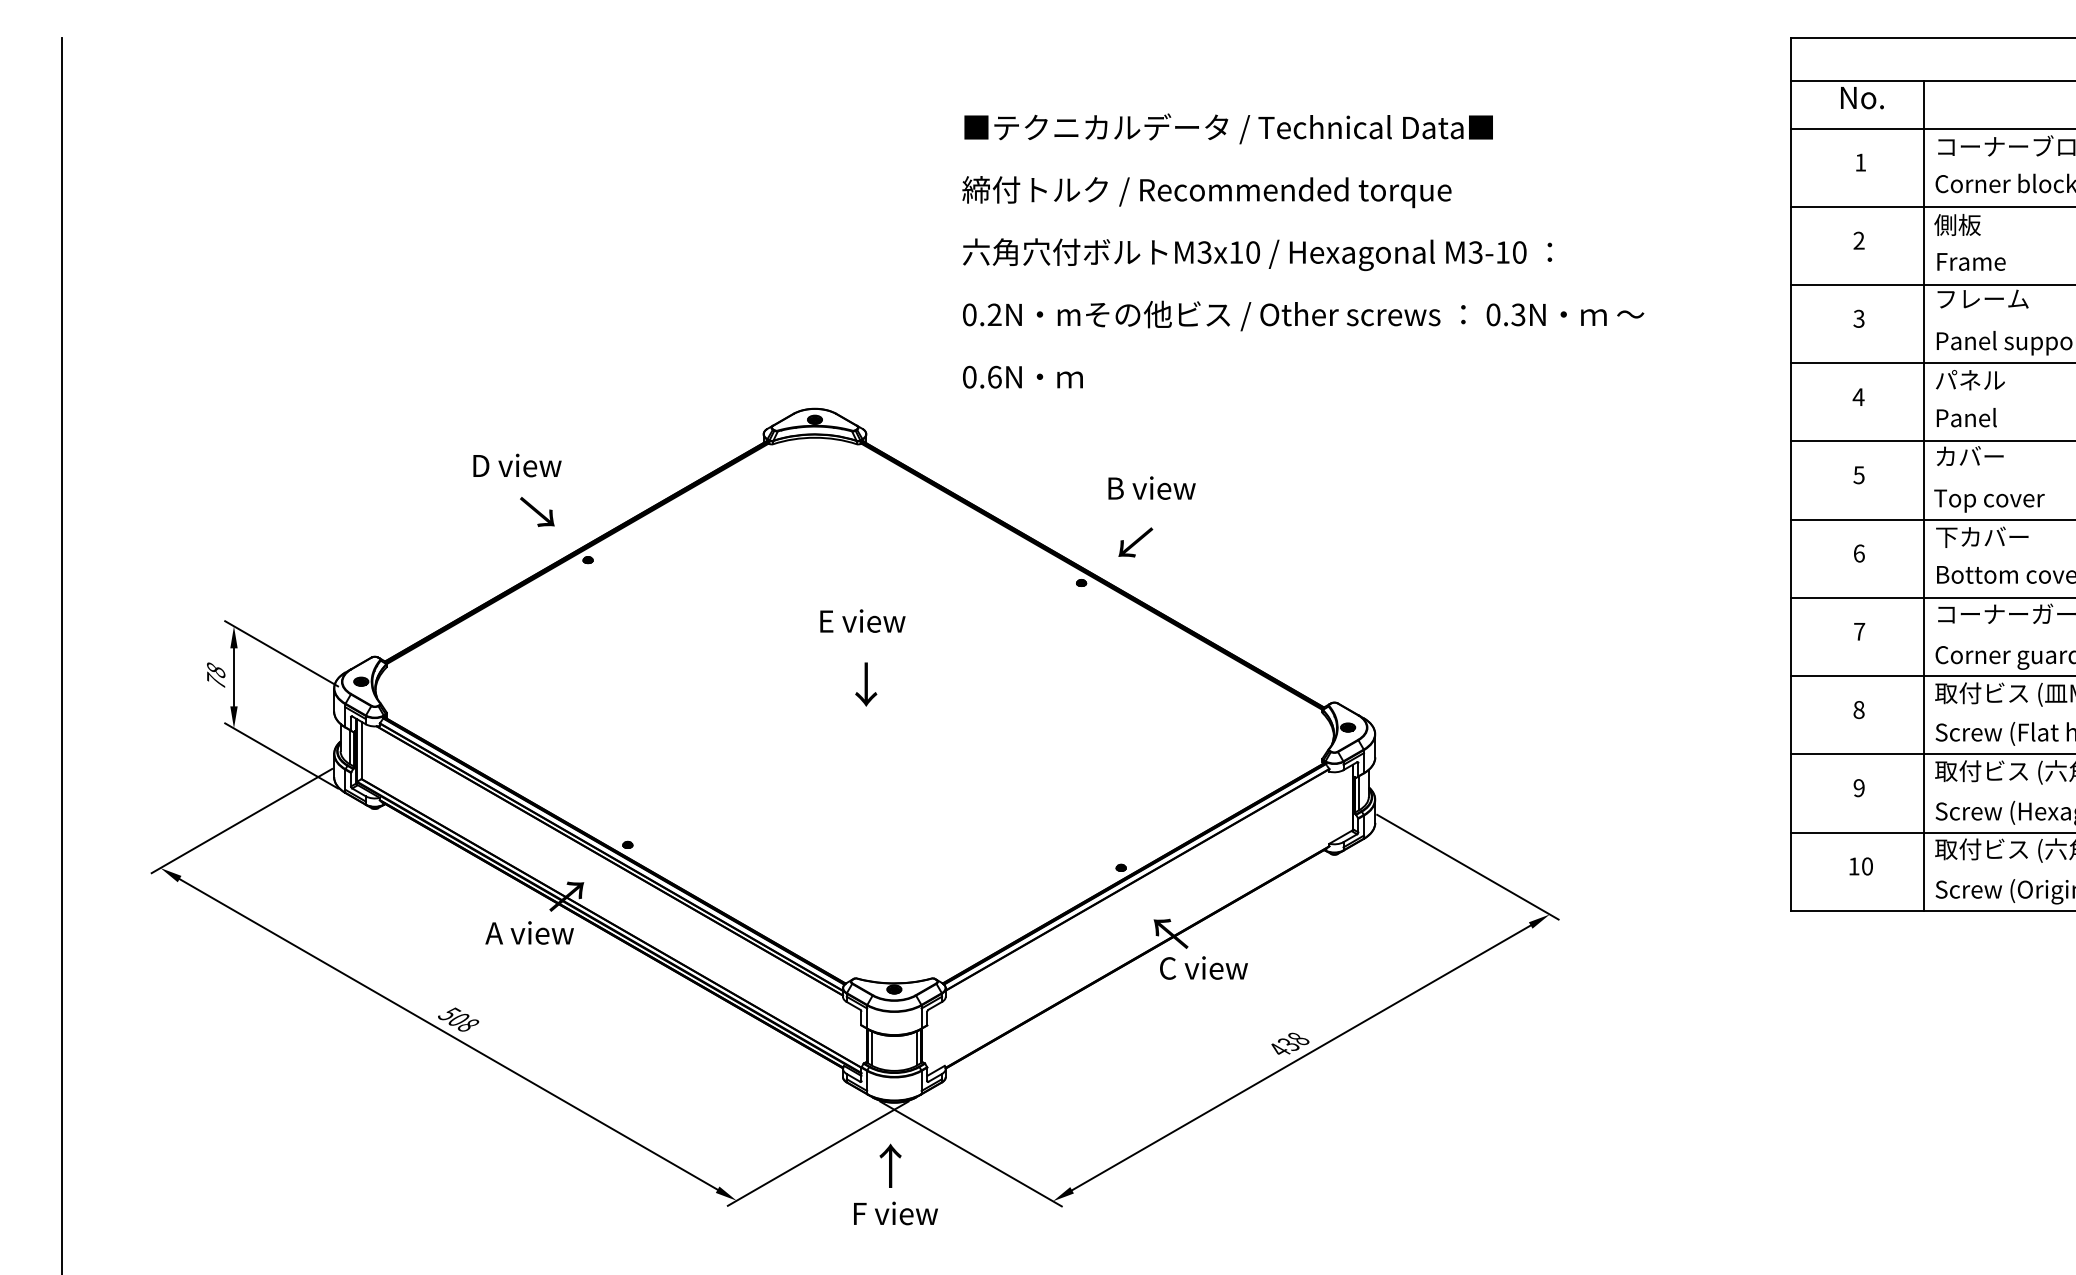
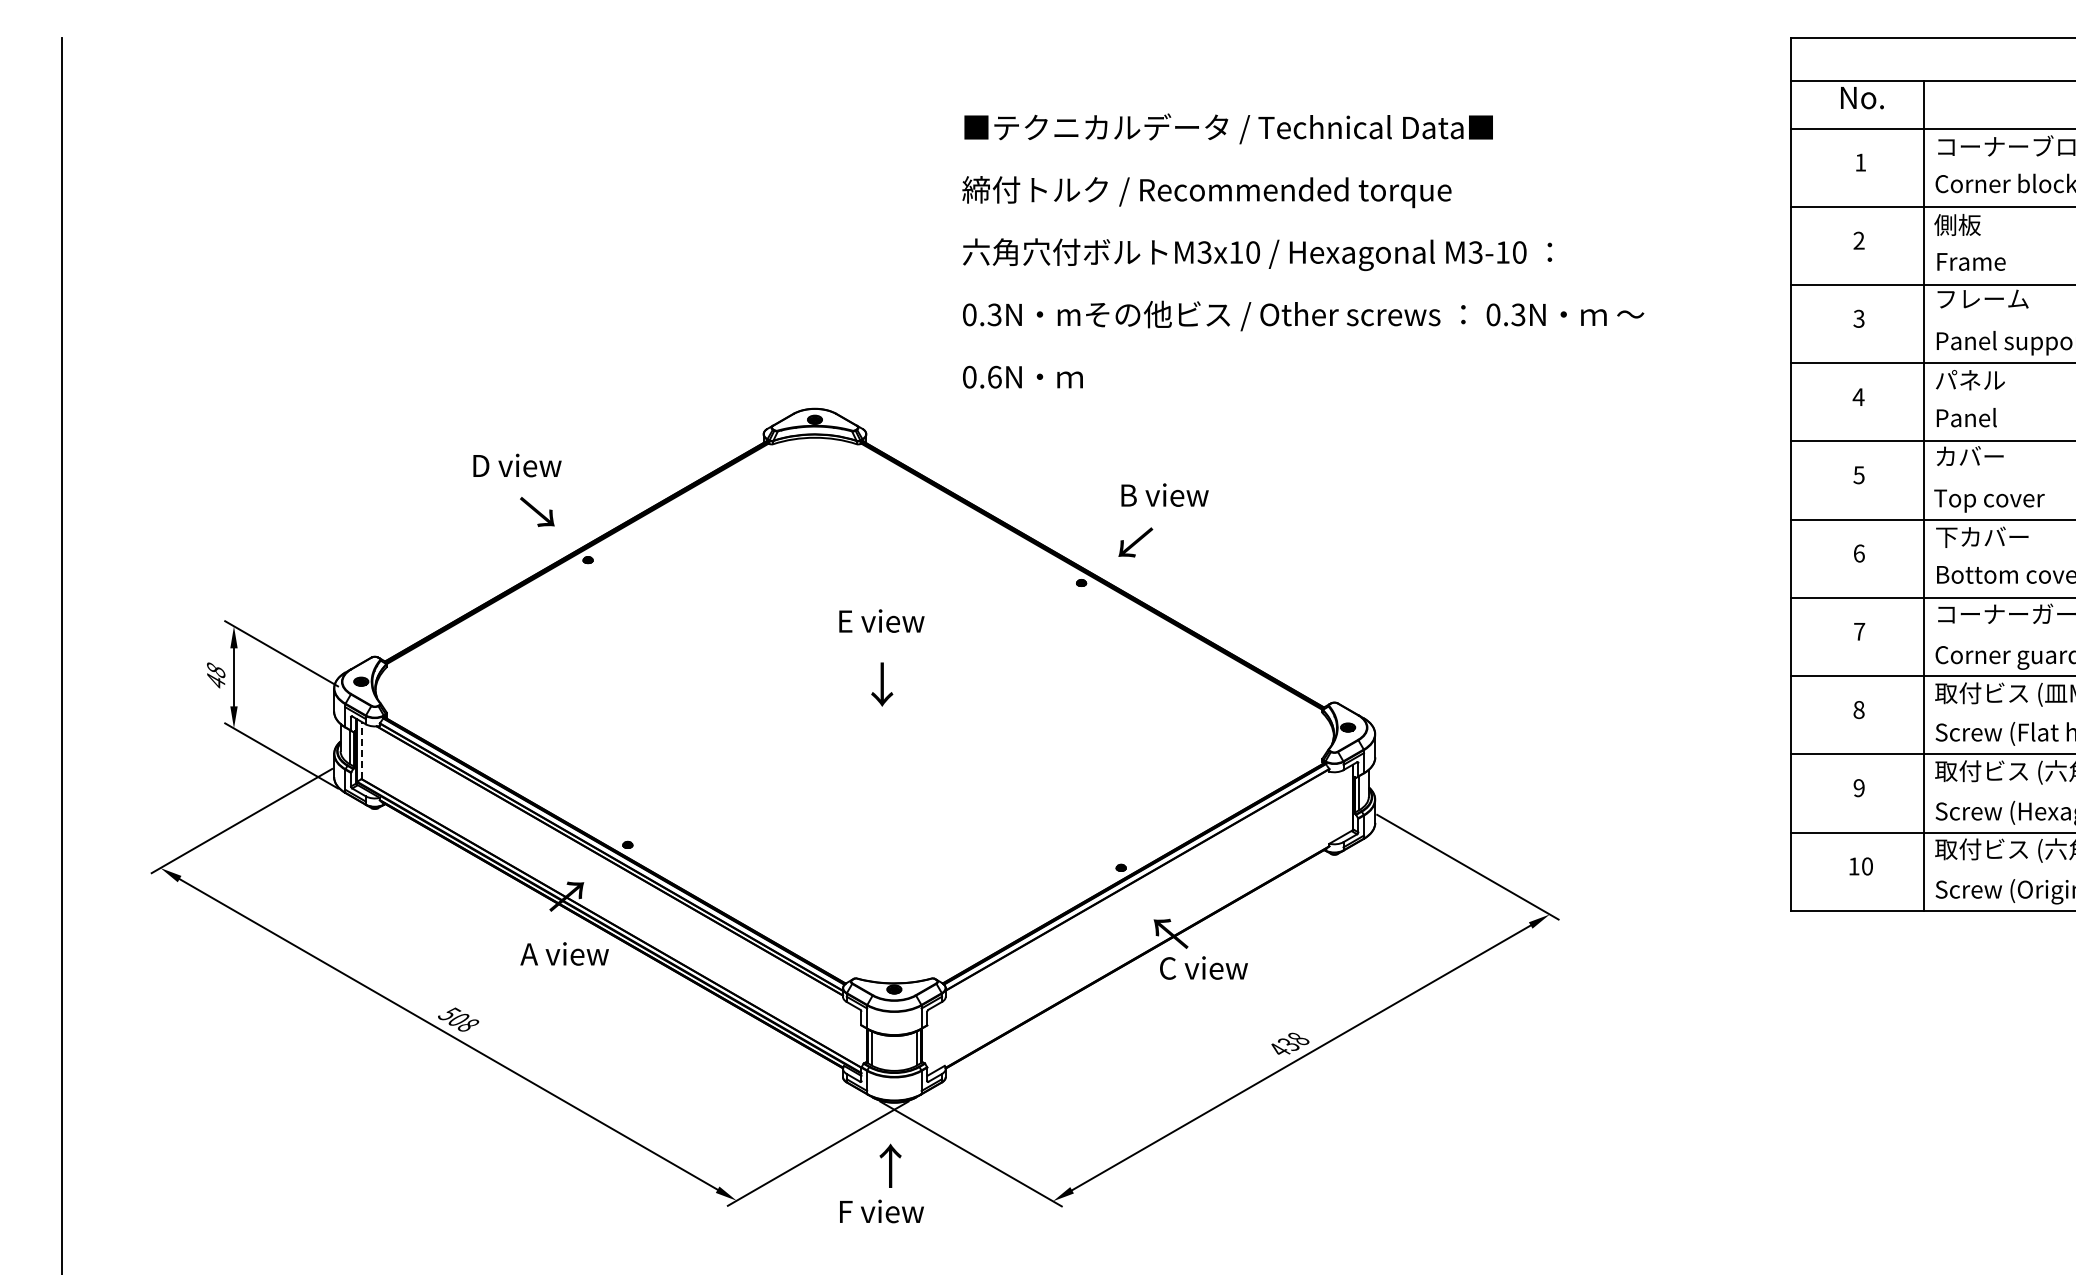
text: 0.2N -> 0.3N (994, 315)
text position: (1151, 487) -> (1164, 494) (1164, 494)
text position: (862, 620) -> (881, 620) (881, 620)
text: 78 -> 48 (216, 679)
text position: (866, 684) -> (882, 684) (882, 684)
line: solid -> dashed (361, 750)
text position: (529, 932) -> (564, 953) (564, 953)
text position: (895, 1213) -> (881, 1211) (881, 1211)
